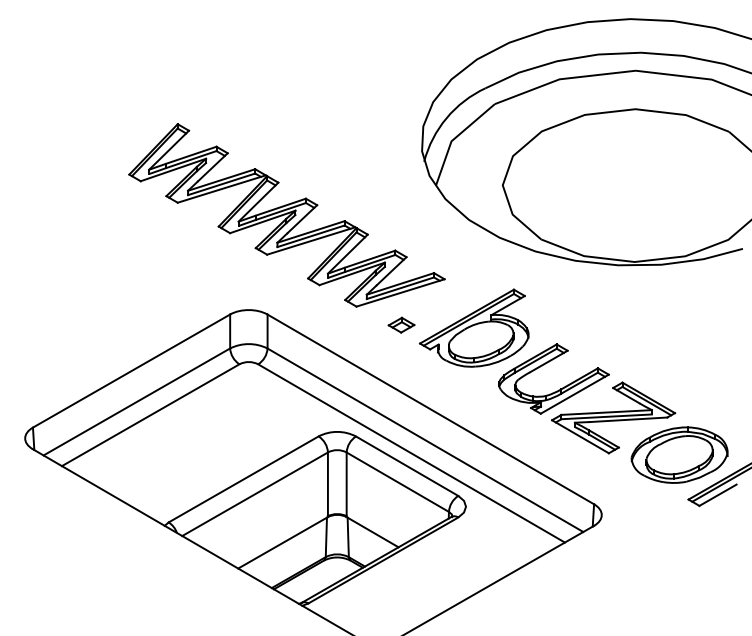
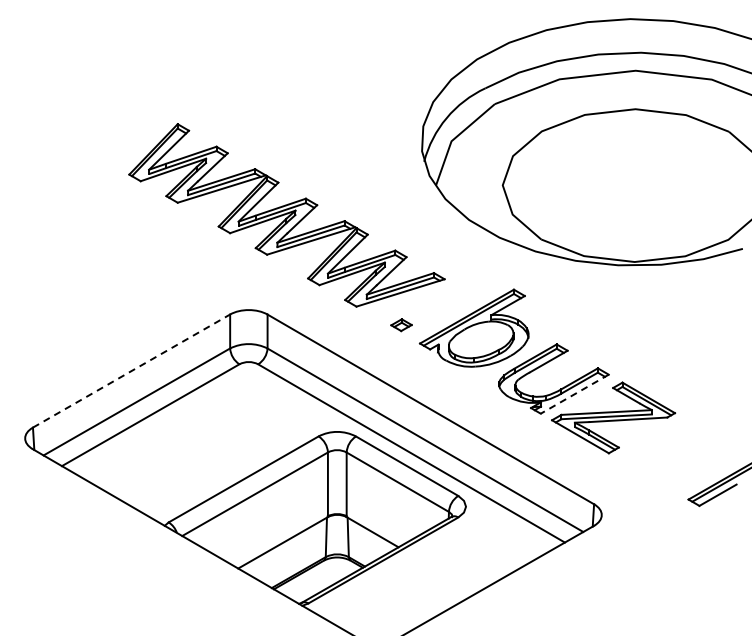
part size: 29x18 px -> 23x15 px (401, 325)
line: solid -> dashed (131, 371)
line: solid -> dashed (574, 394)
part: present -> none (679, 454)
